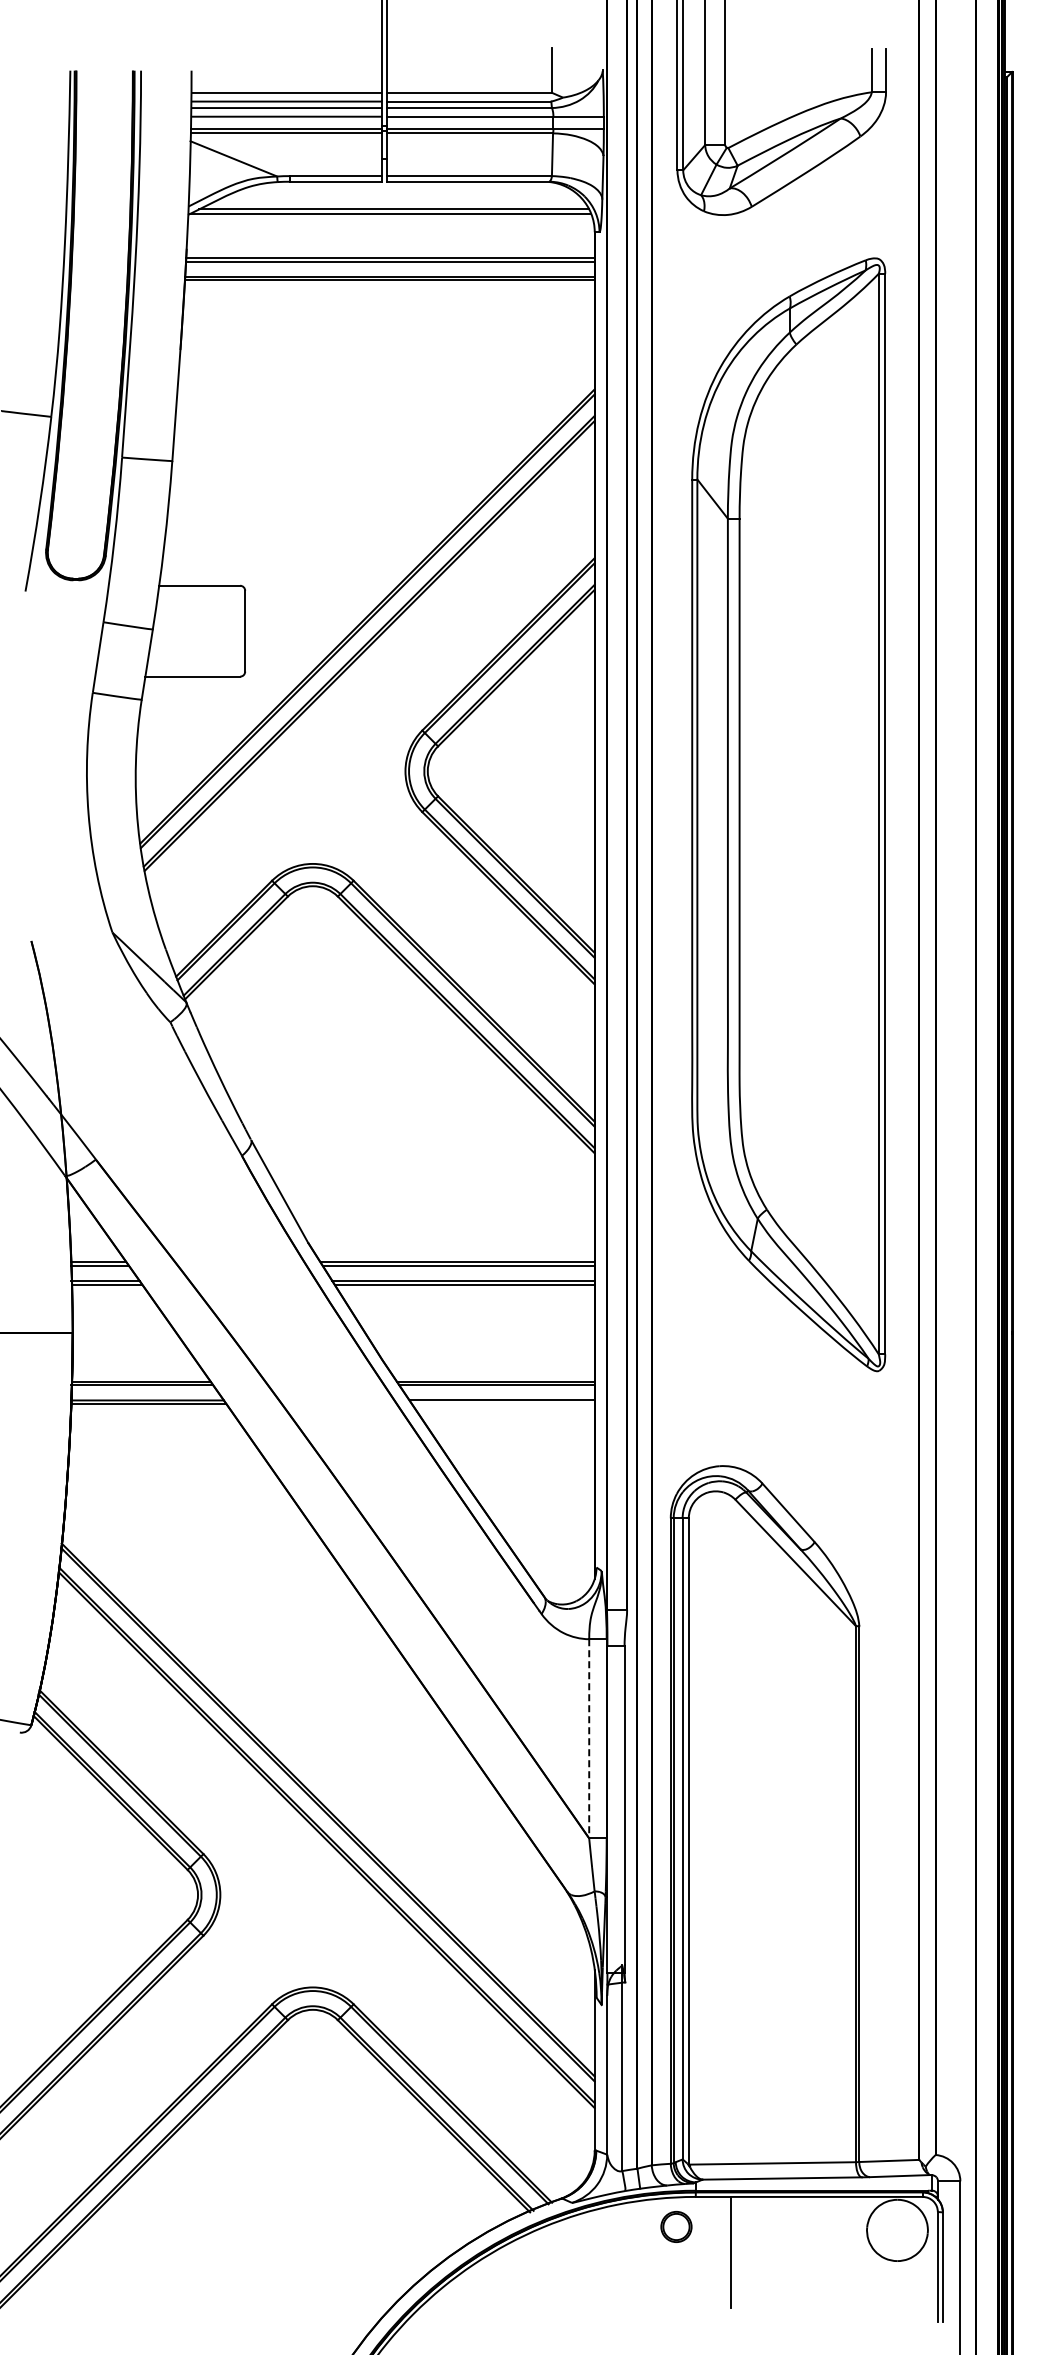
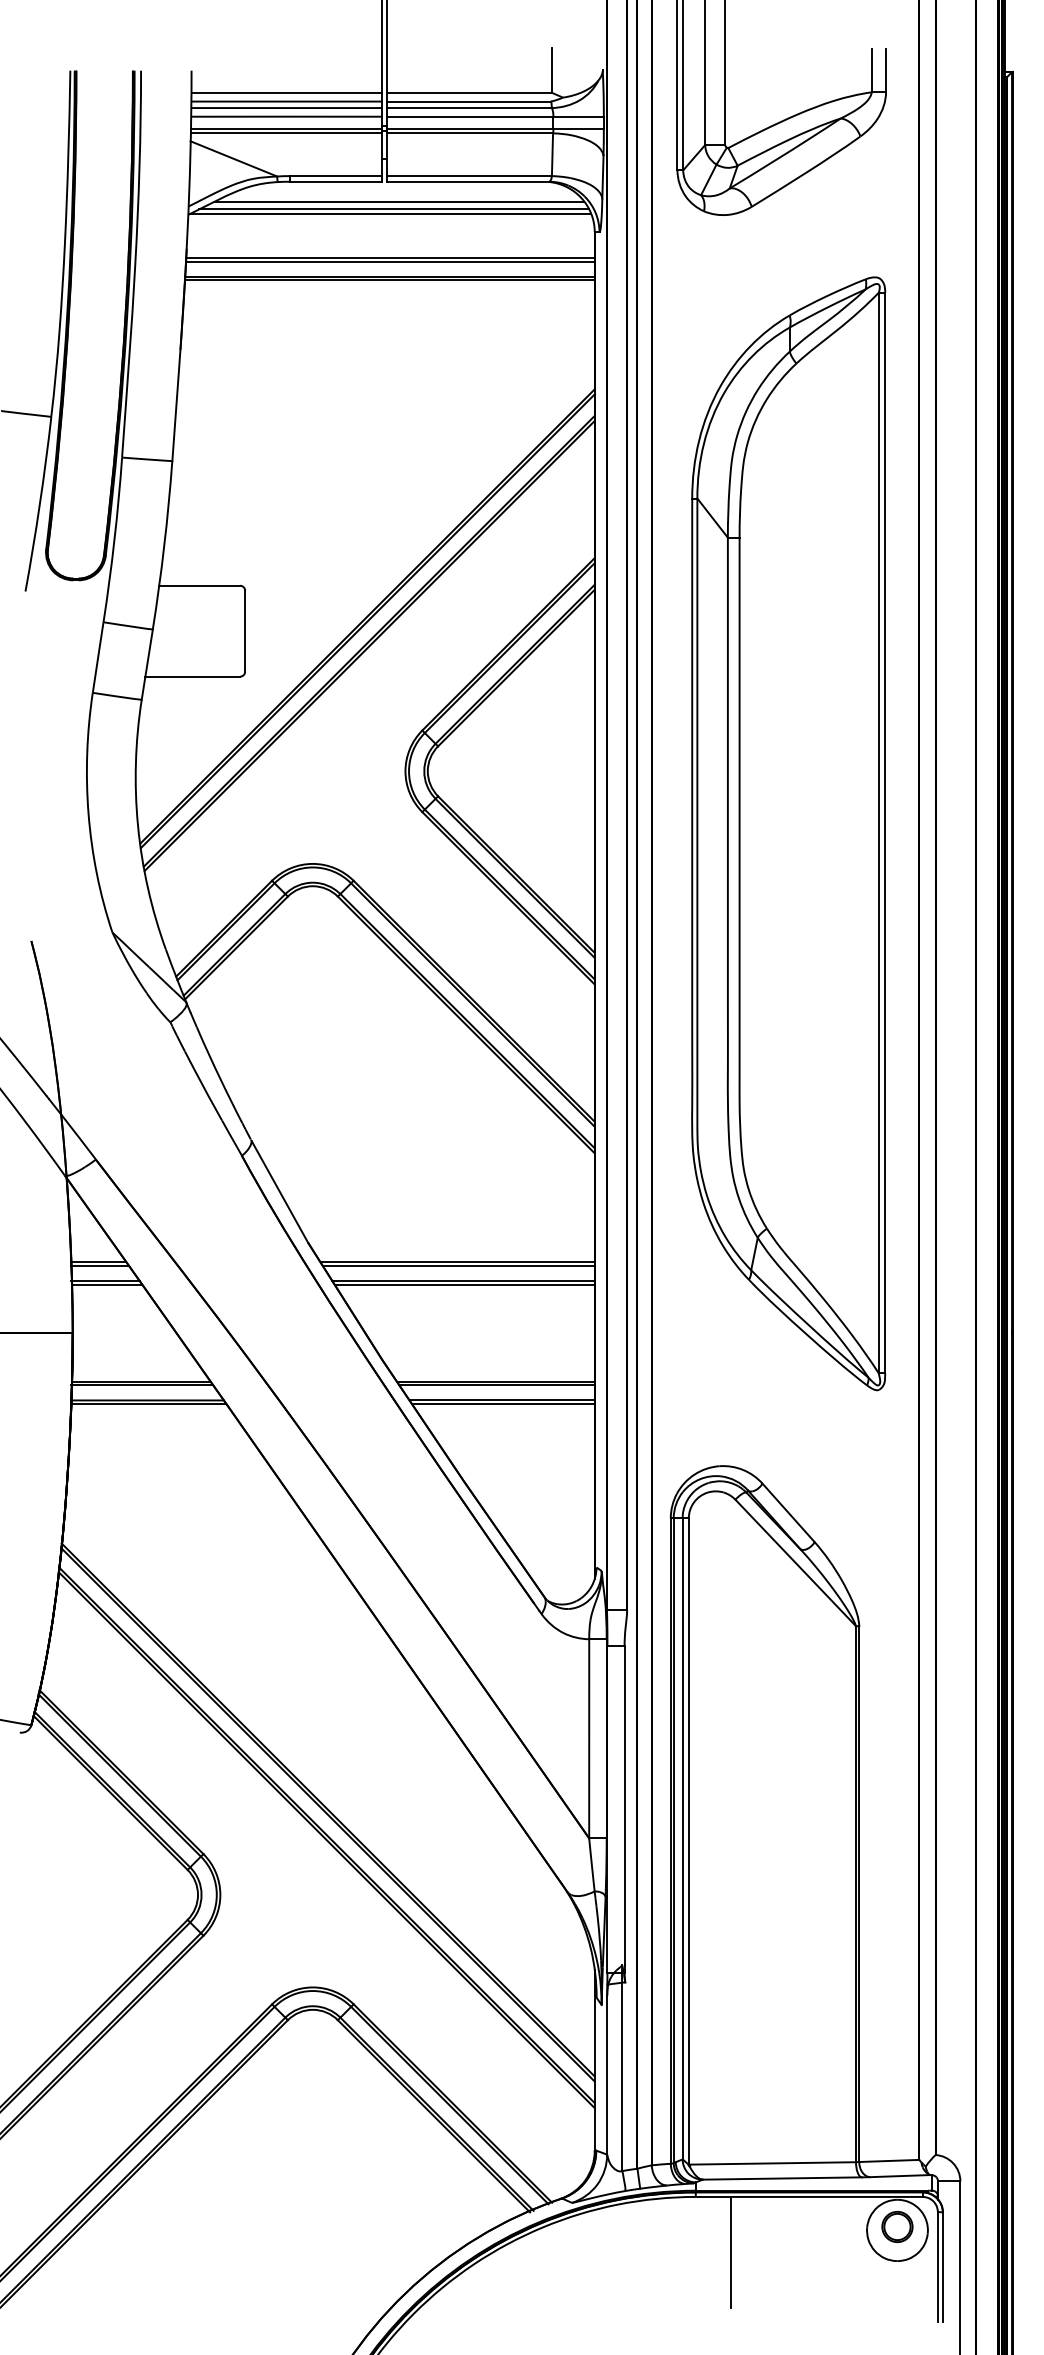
line: none -> present (398, 201)
part position: (788, 814) -> (788, 833) (788, 833)
line: none -> present (502, 1404)
line: dashed -> solid (589, 1738)
part position: (676, 2226) -> (897, 2226) (897, 2226)
